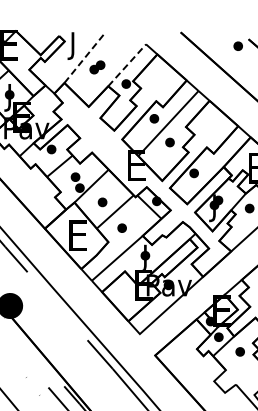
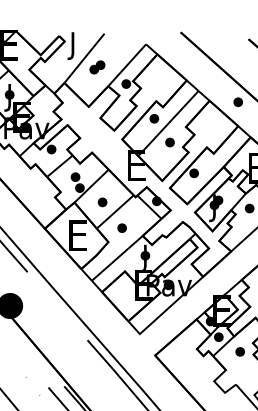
part position: (237, 45) -> (237, 101) (237, 101)
line: dashed -> solid (84, 58)
line: dashed -> solid (127, 64)
